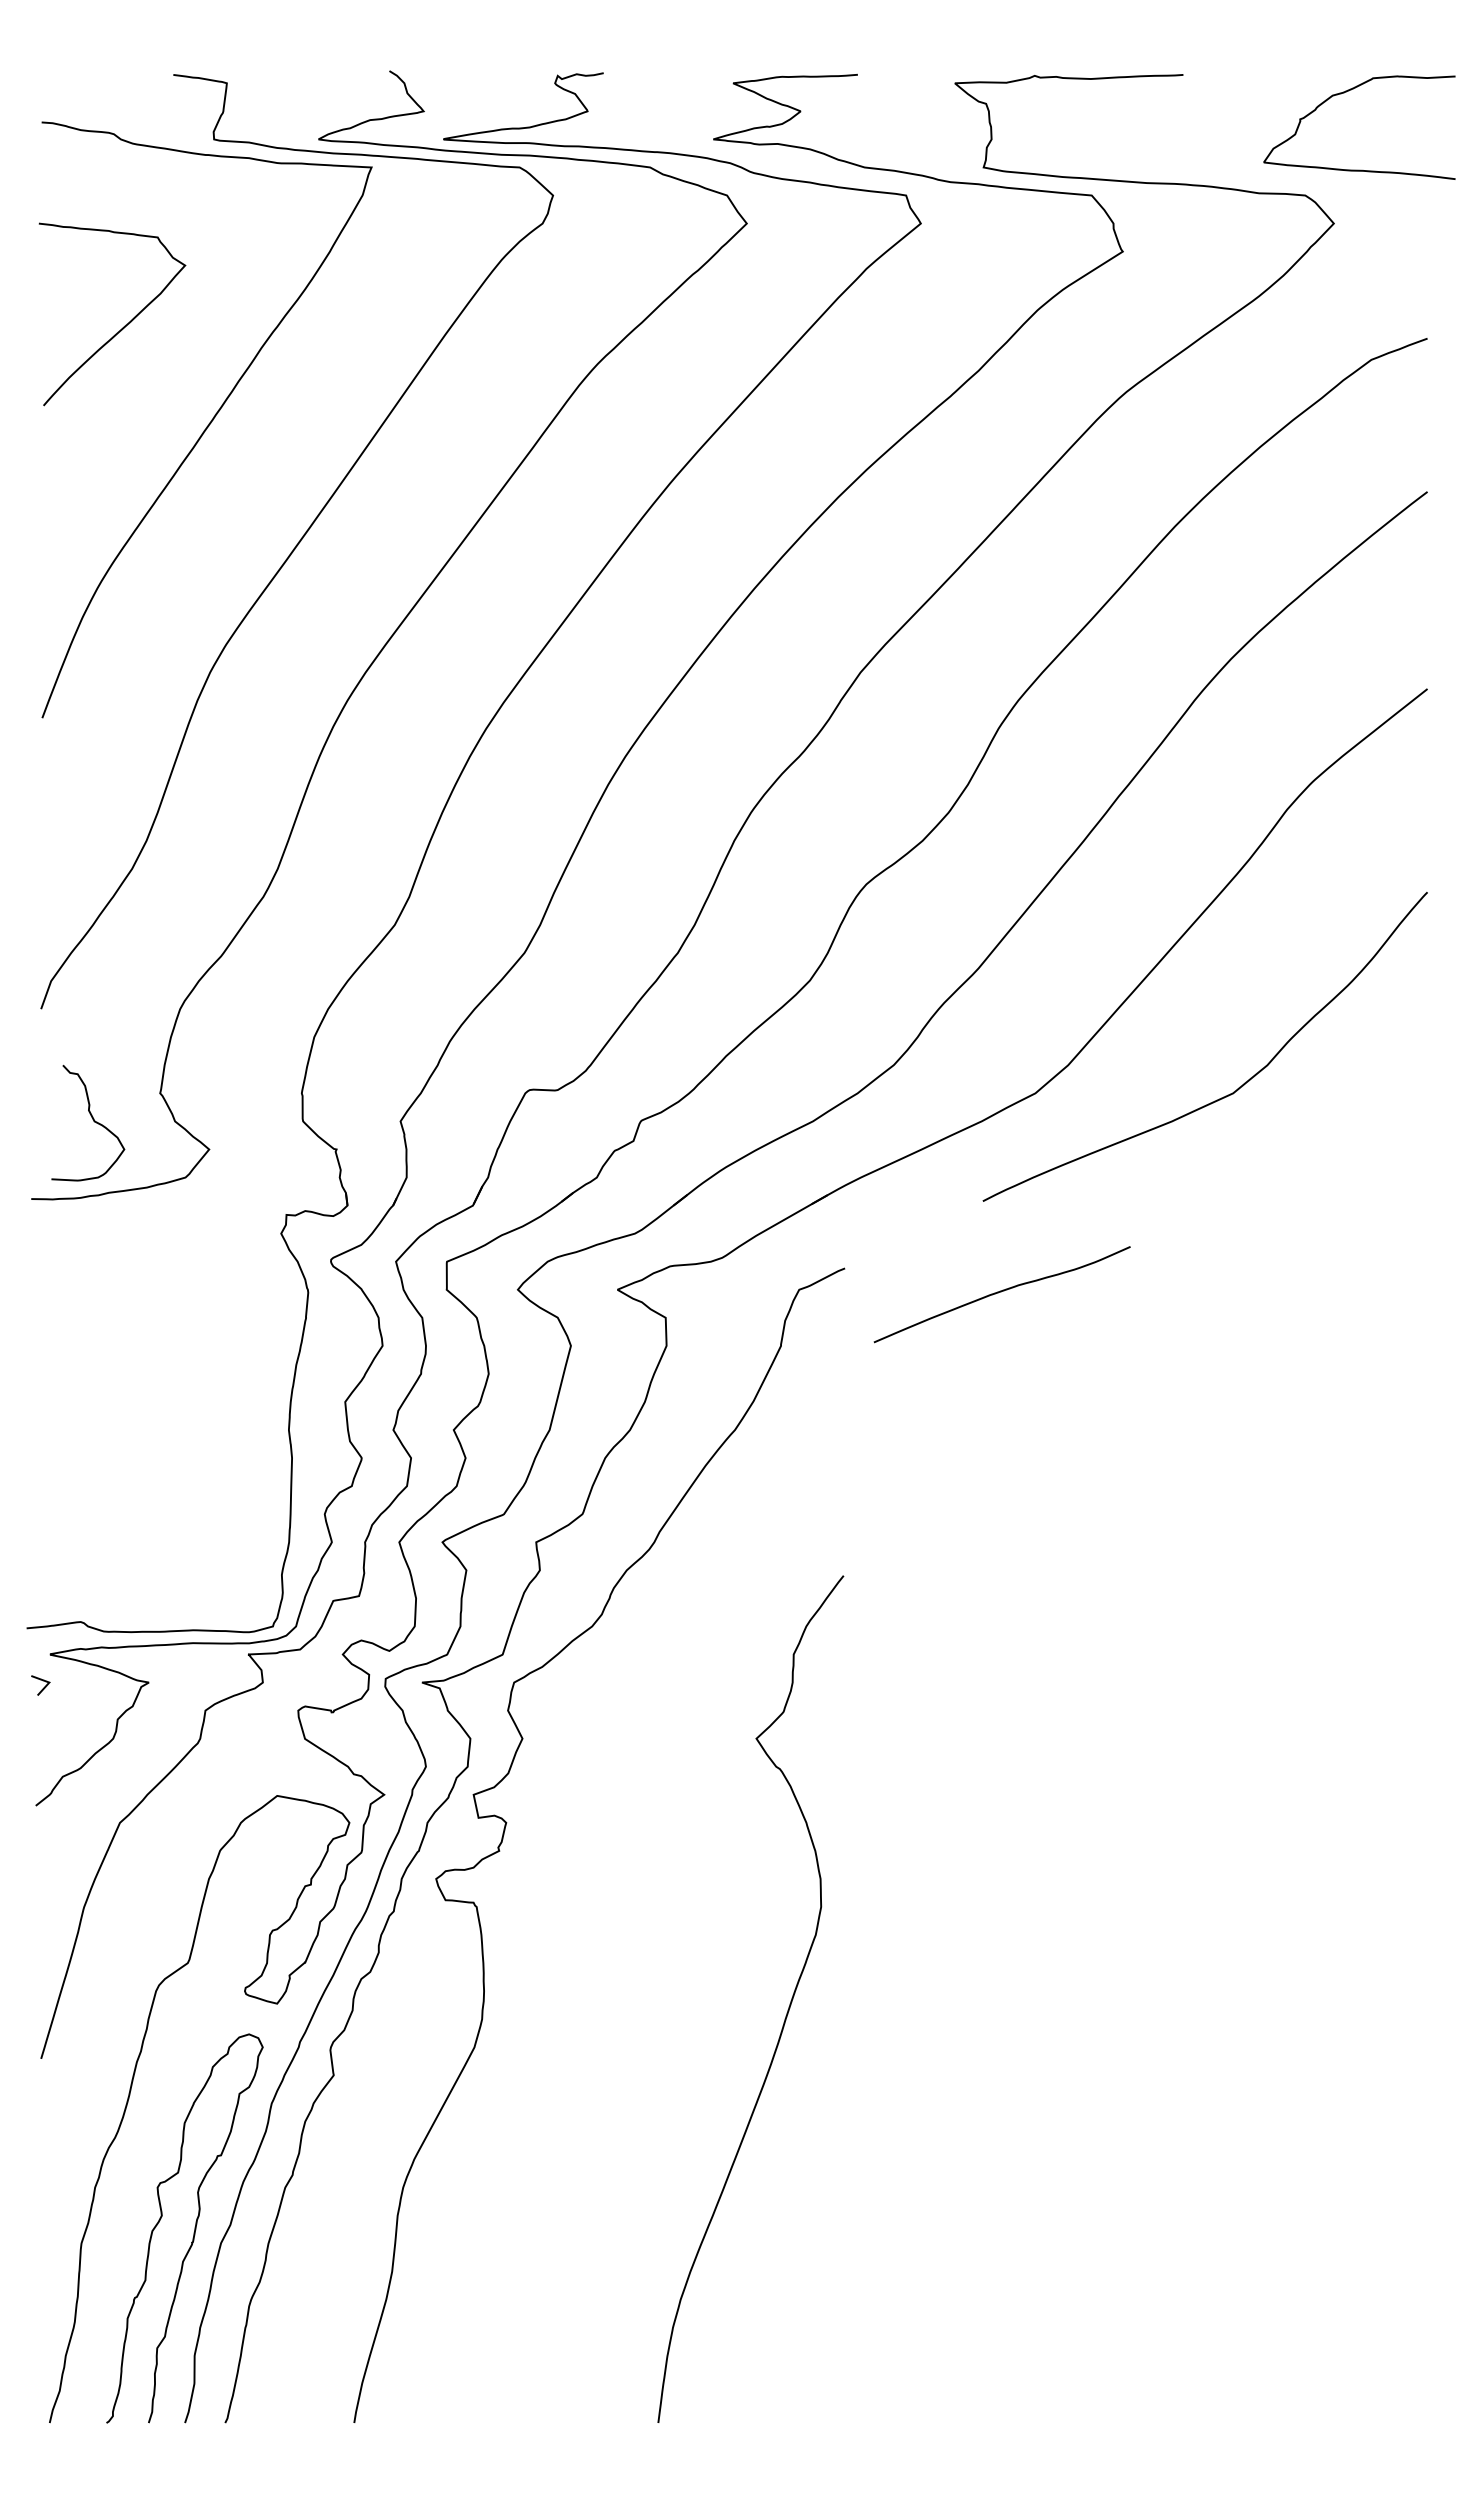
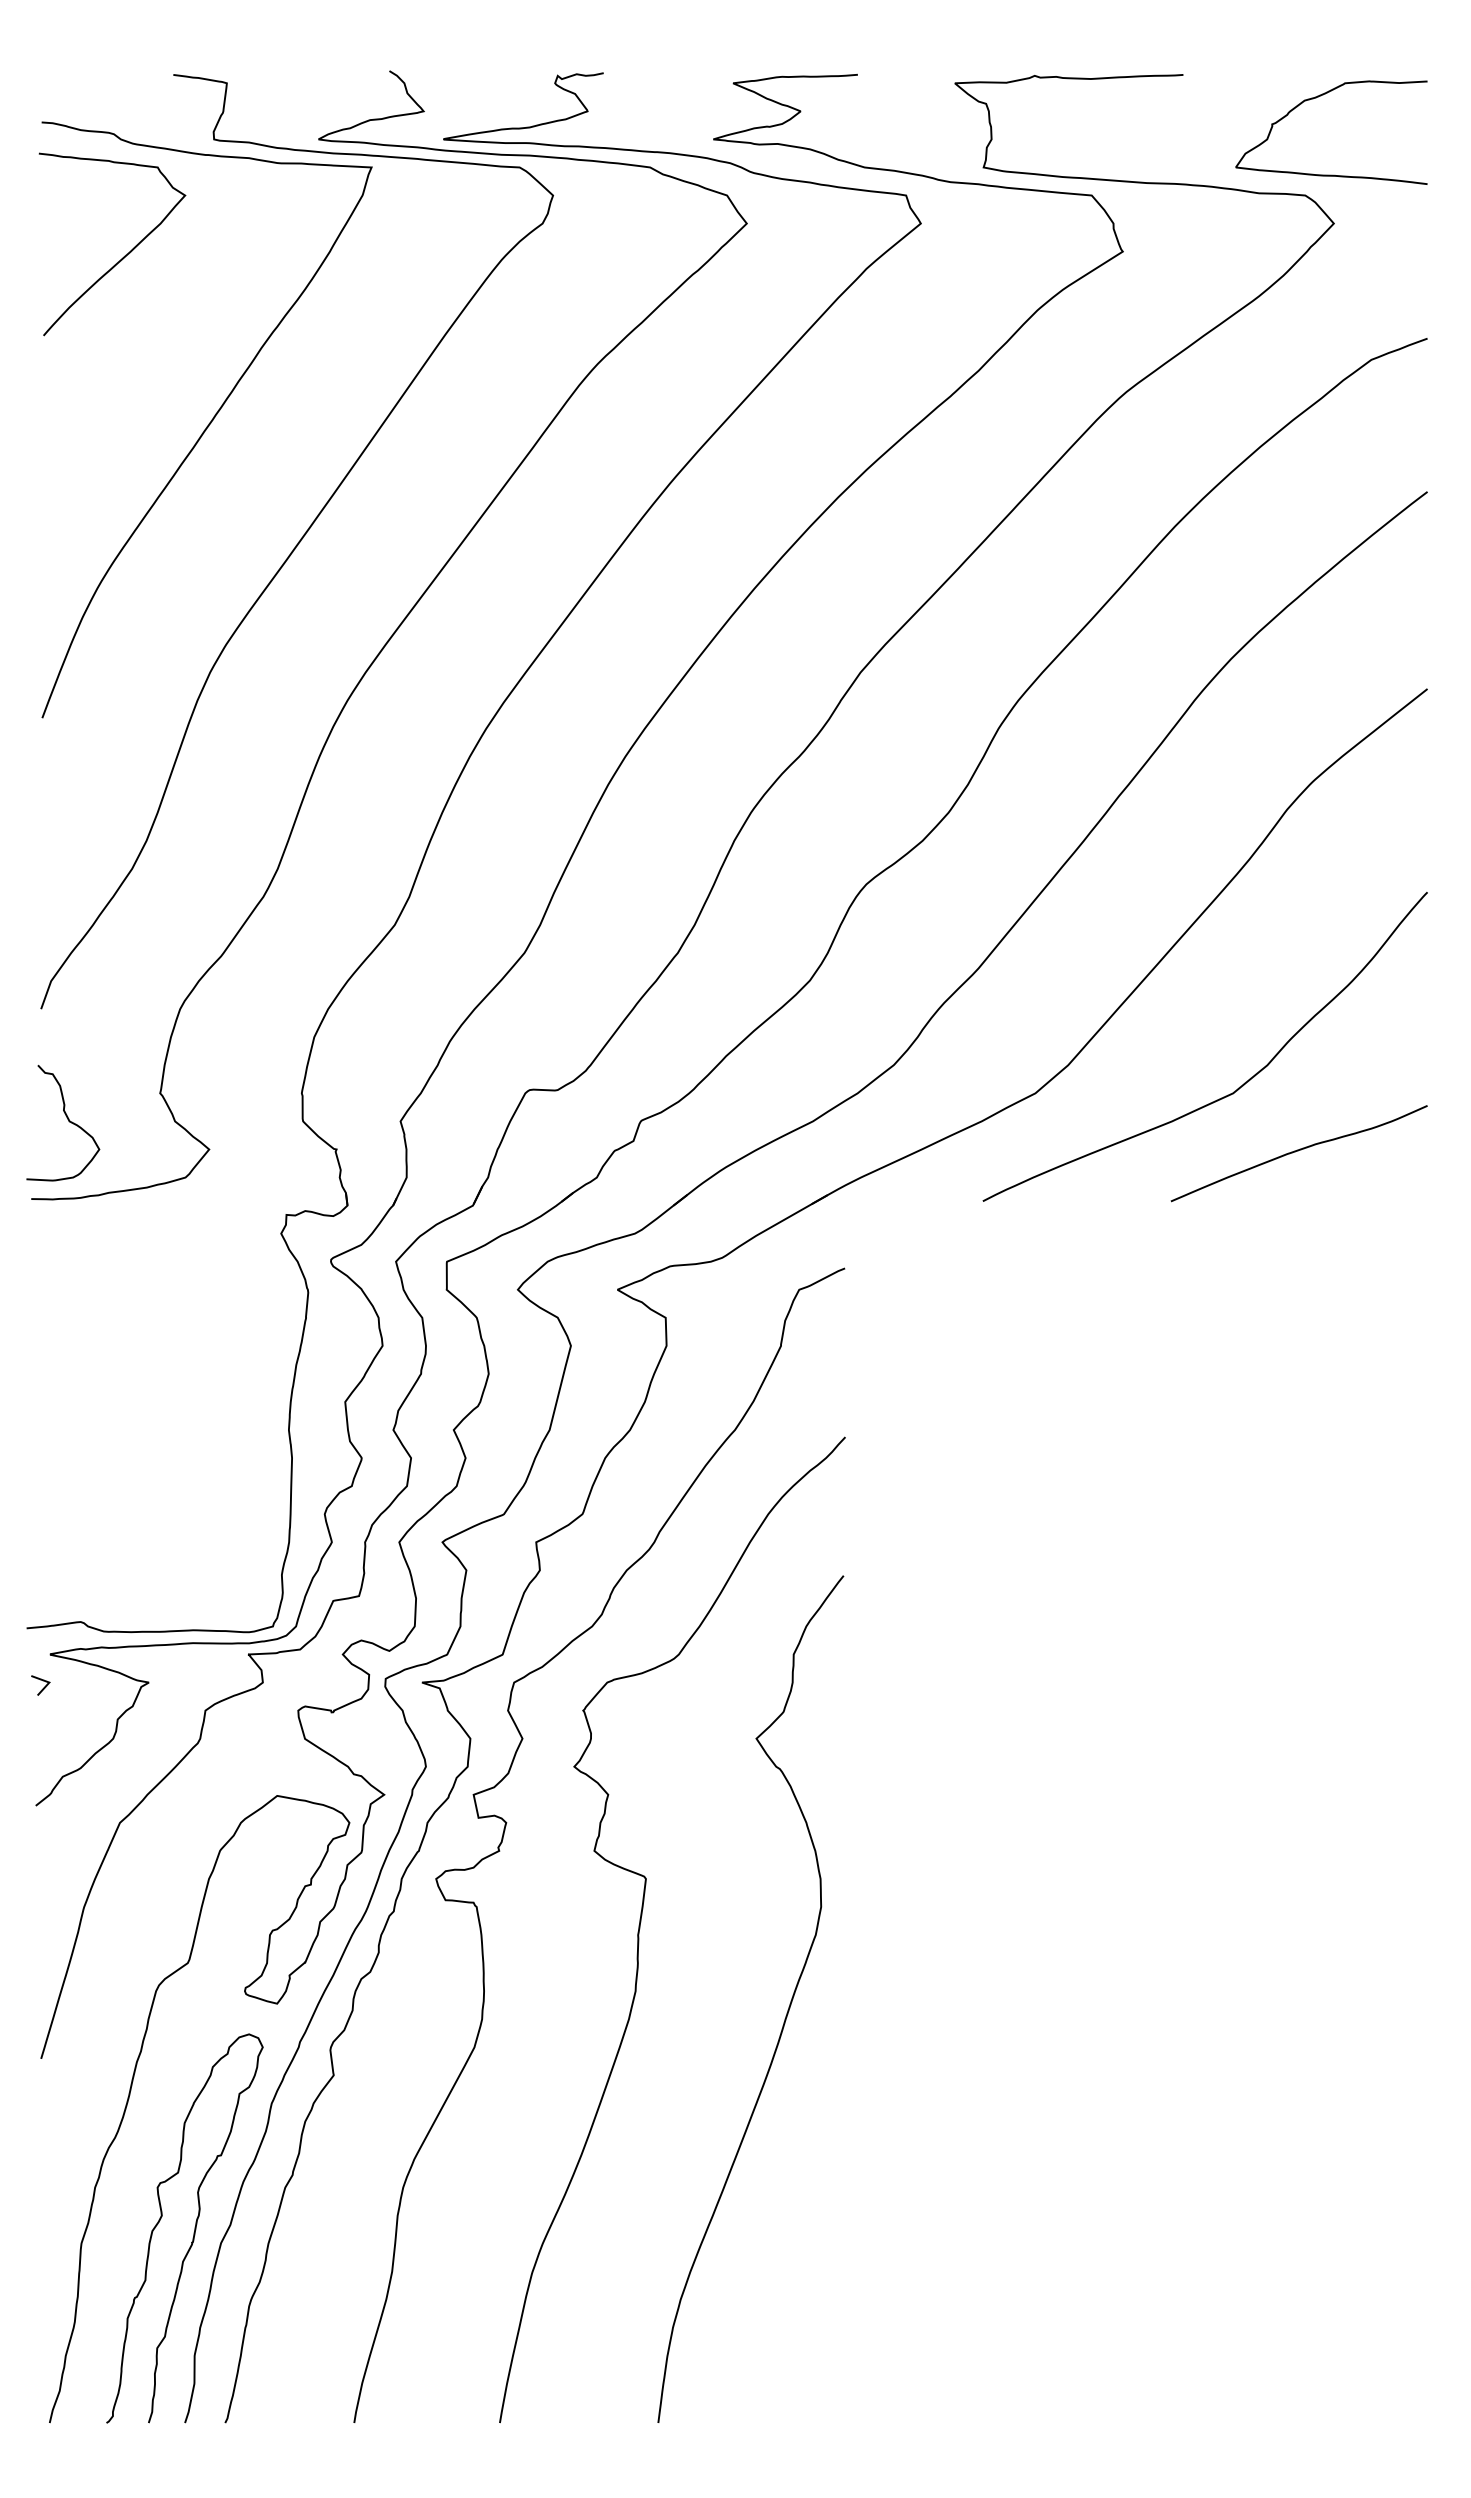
curve position: (1344, 93) -> (1316, 98) (1316, 98)
curve position: (124, 325) -> (124, 255) (124, 255)
curve position: (92, 1119) -> (67, 1119) (67, 1119)
curve position: (1001, 1292) -> (1298, 1151) (1298, 1151)
curve: none -> present (641, 1922)
